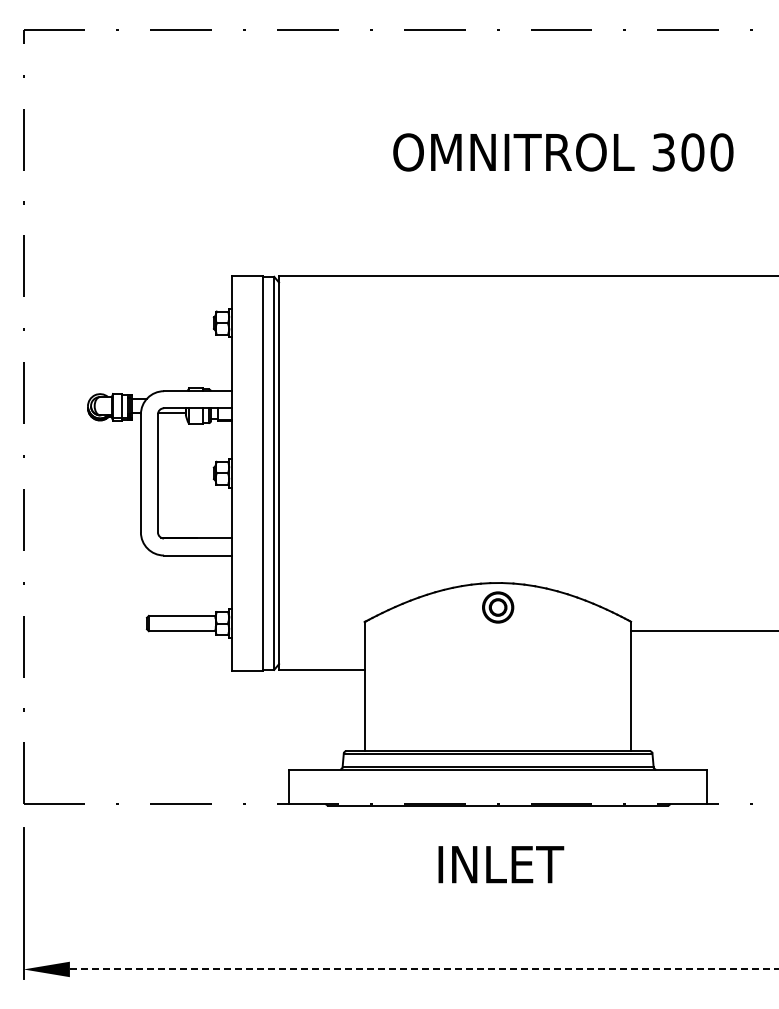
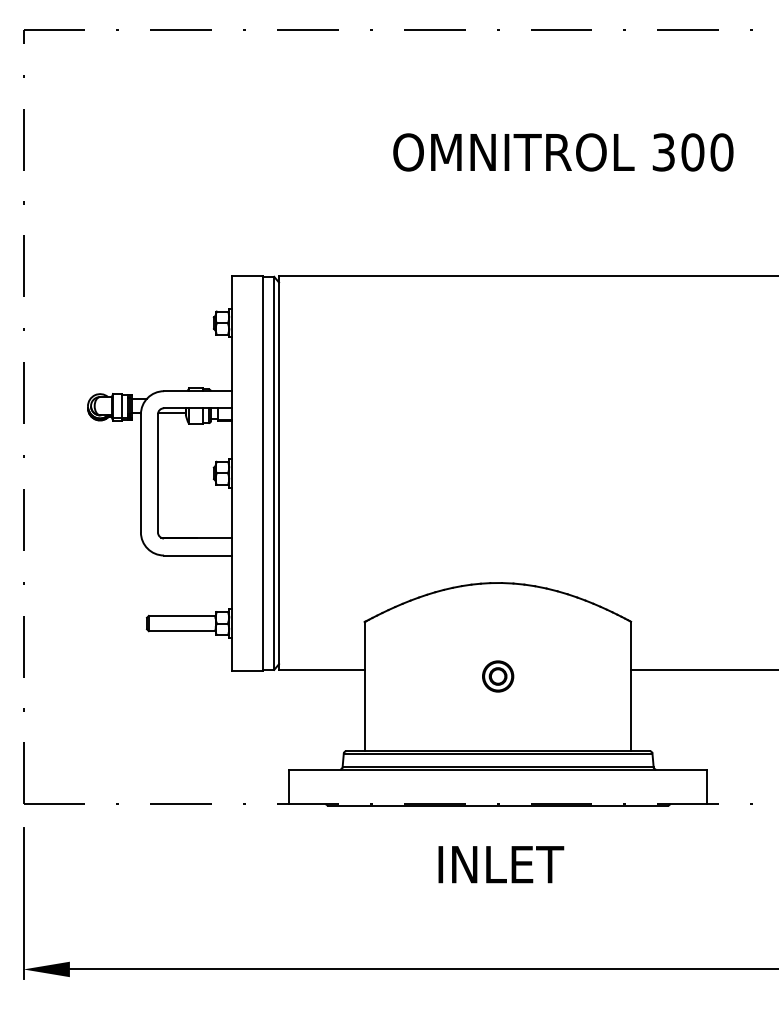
part position: (498, 607) -> (498, 676) (498, 676)
line position: (703, 631) -> (703, 670) (703, 670)
line: dashed -> solid (424, 969)
